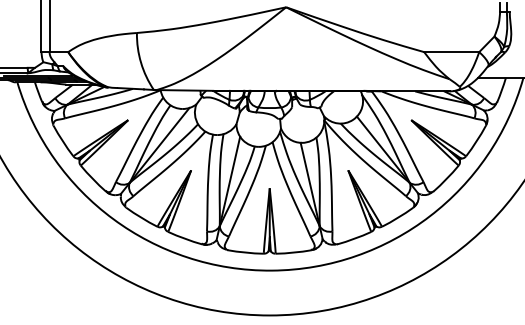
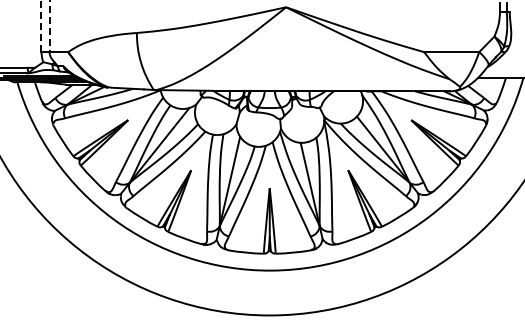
line: solid -> dashed (41, 26)
line: solid -> dashed (49, 26)
